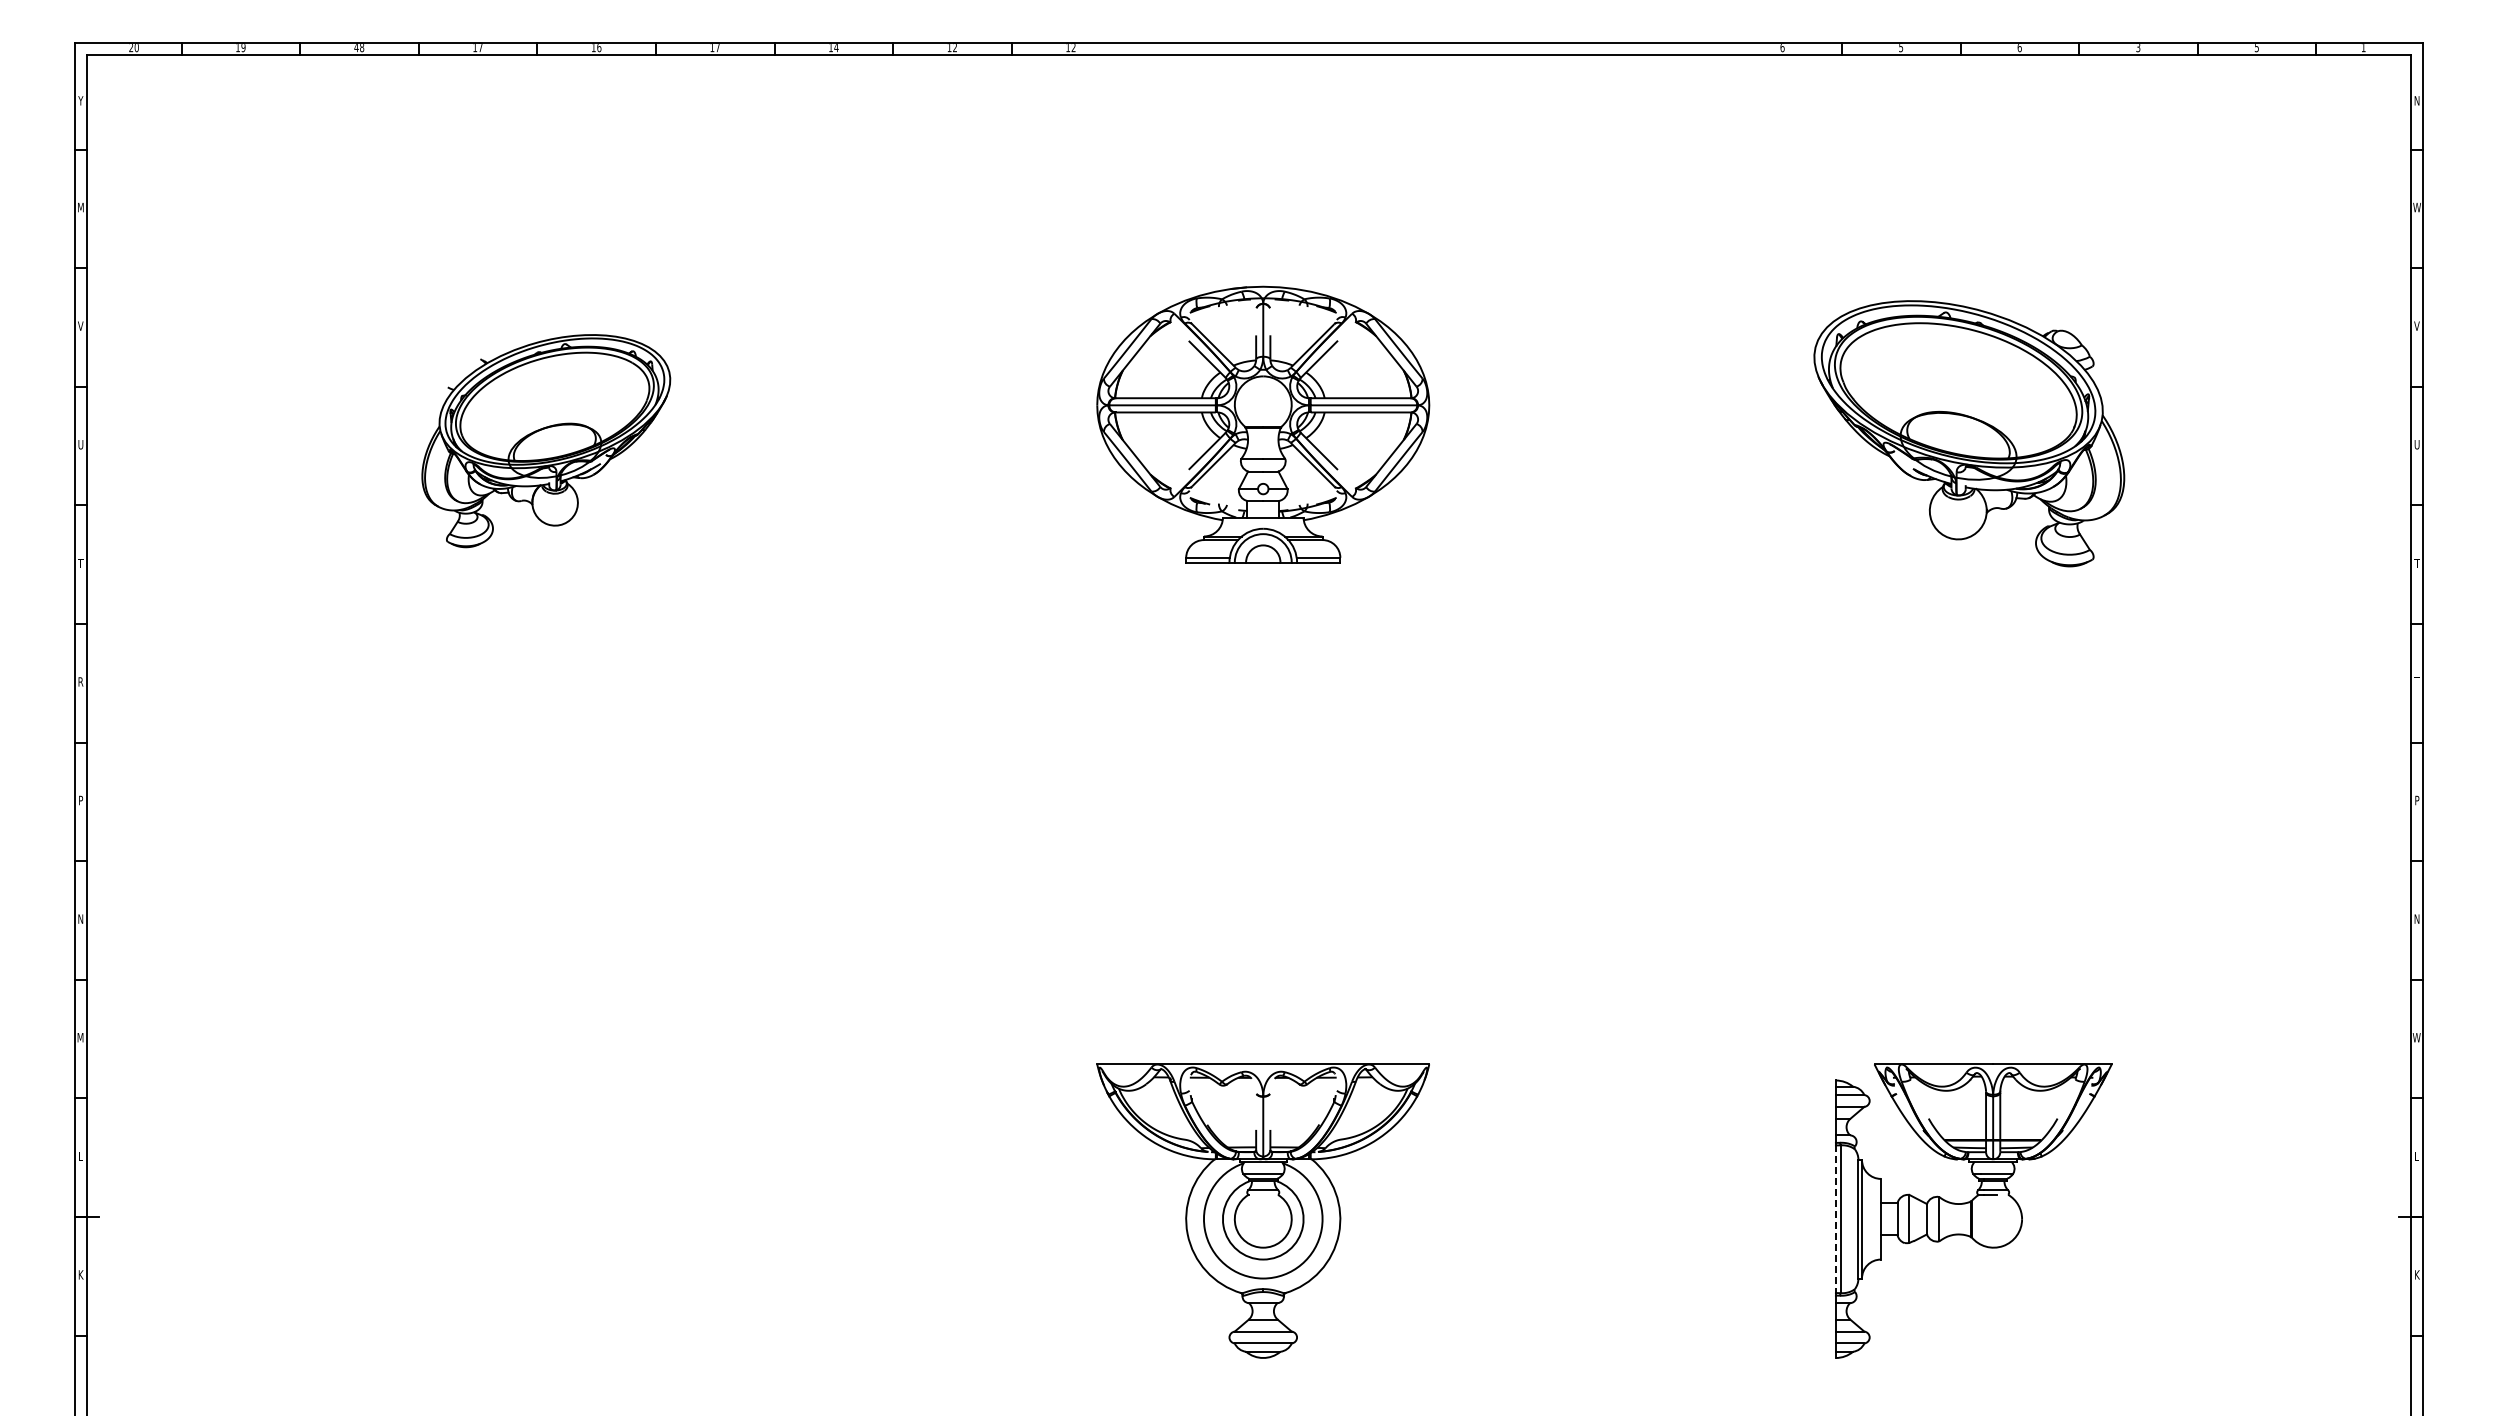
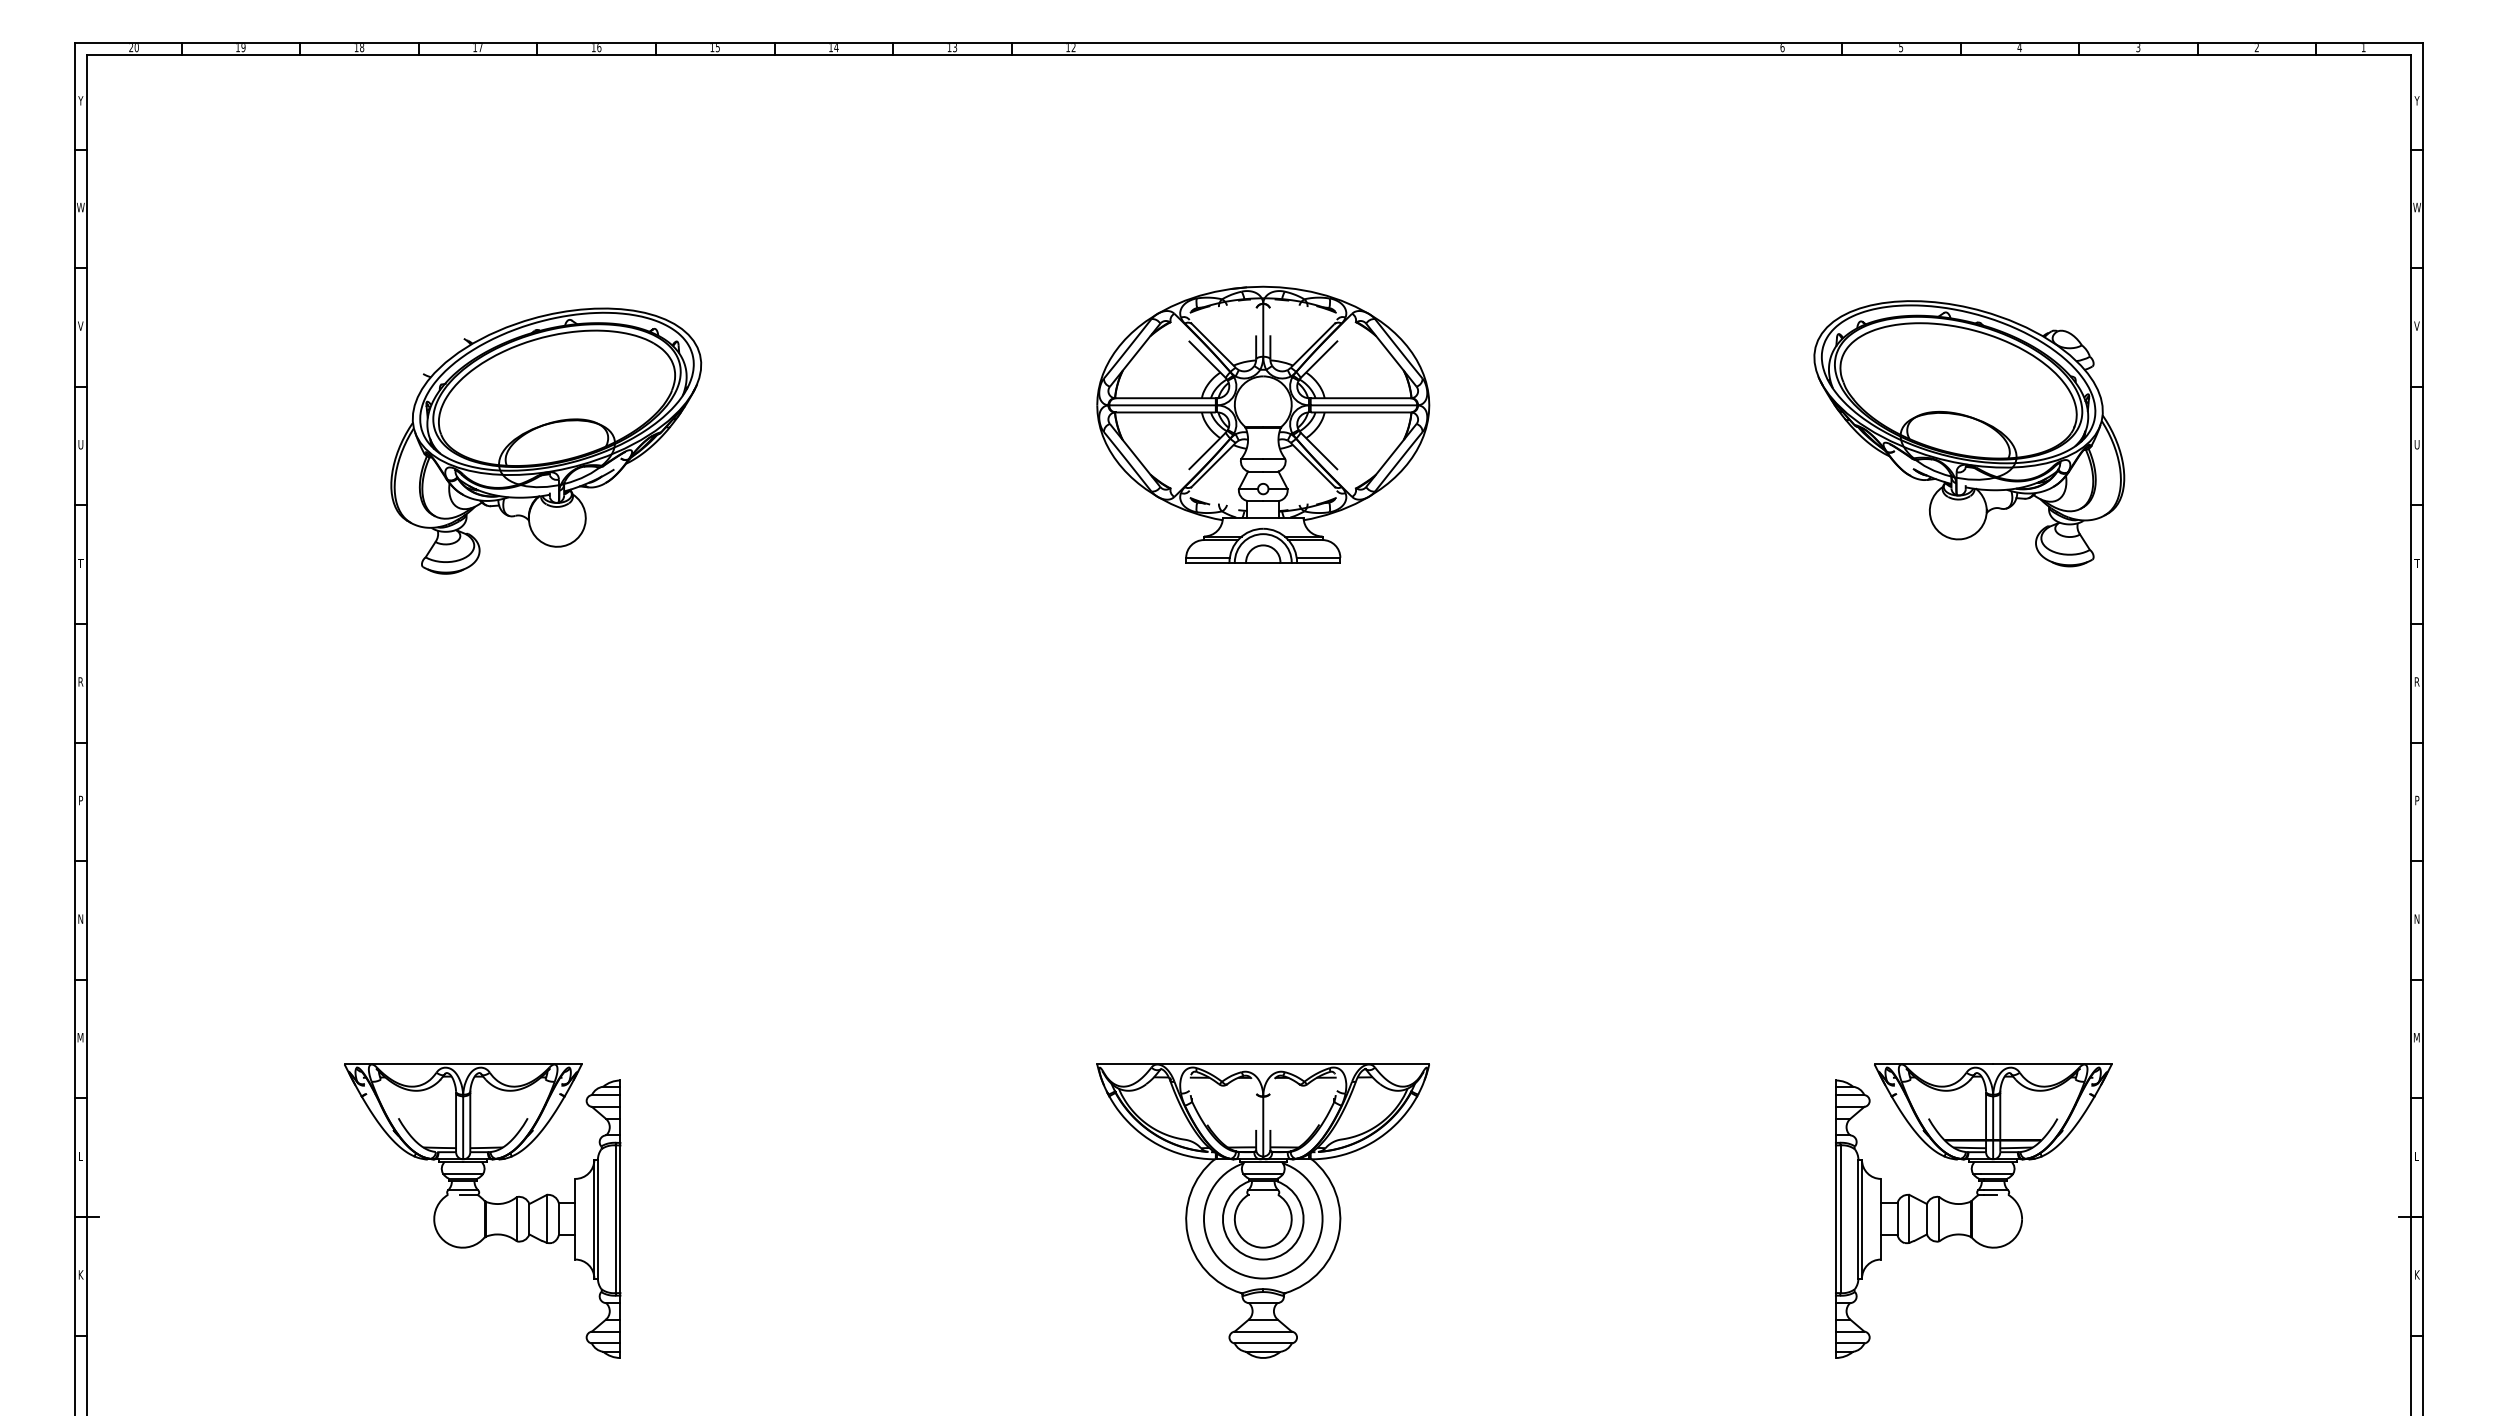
text: 48 -> 18 (356, 48)
text: 17 -> 15 (717, 48)
text: 12 -> 13 (955, 48)
text: 6 -> 4 (2019, 48)
text: 5 -> 2 (2256, 48)
text: N -> Y (2416, 100)
text: M -> W (80, 207)
part size: 251x215 px -> 313x268 px (546, 440)
text: T -> R (2416, 681)
text: W -> M (2416, 1037)
part: none -> present (482, 1210)
line: dashed -> solid (1835, 1219)
